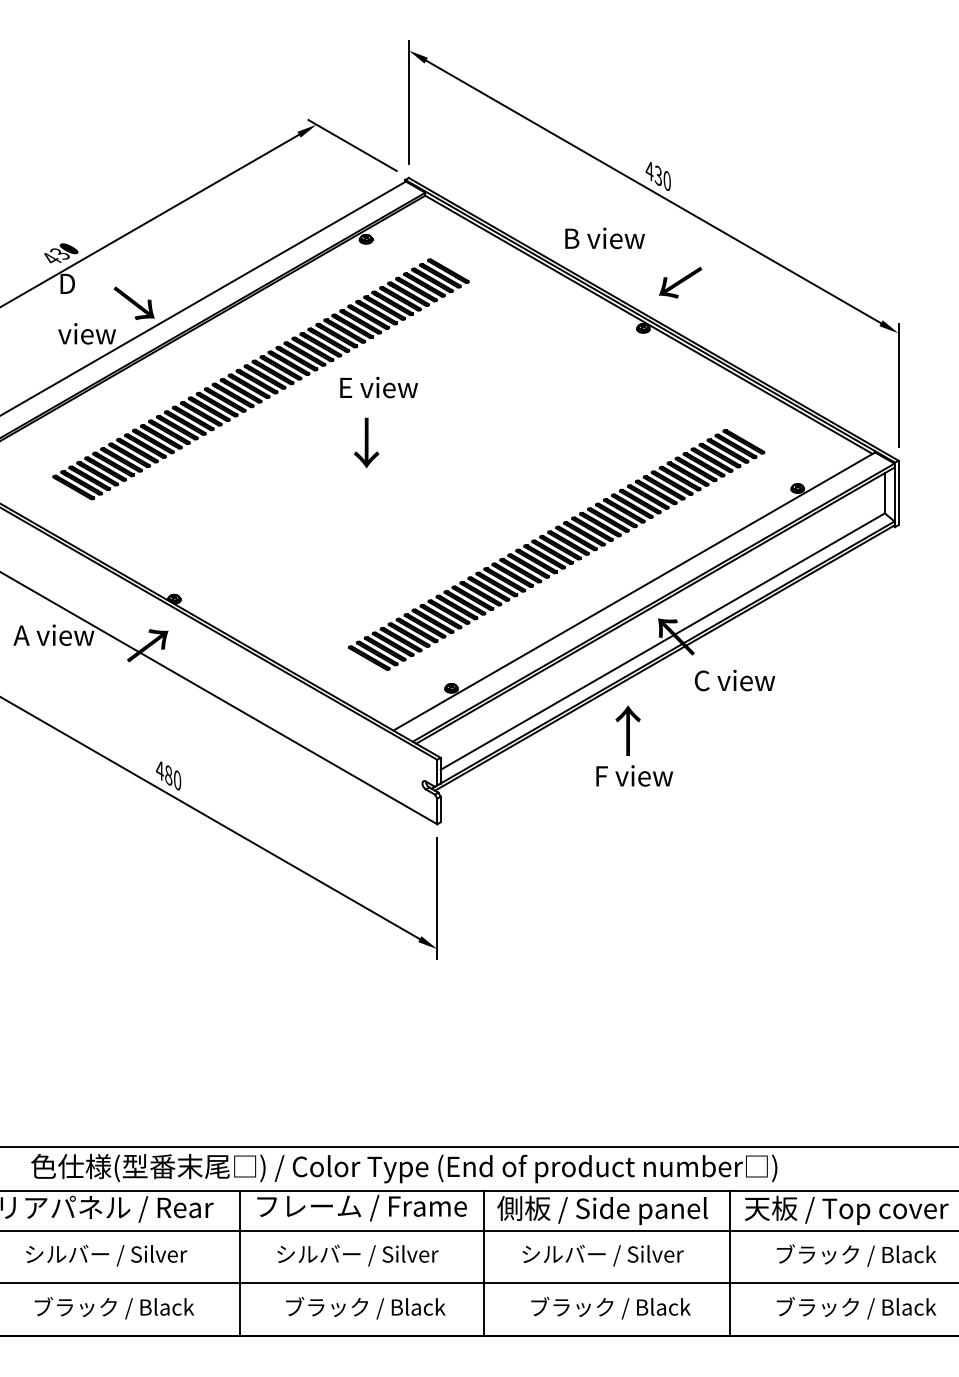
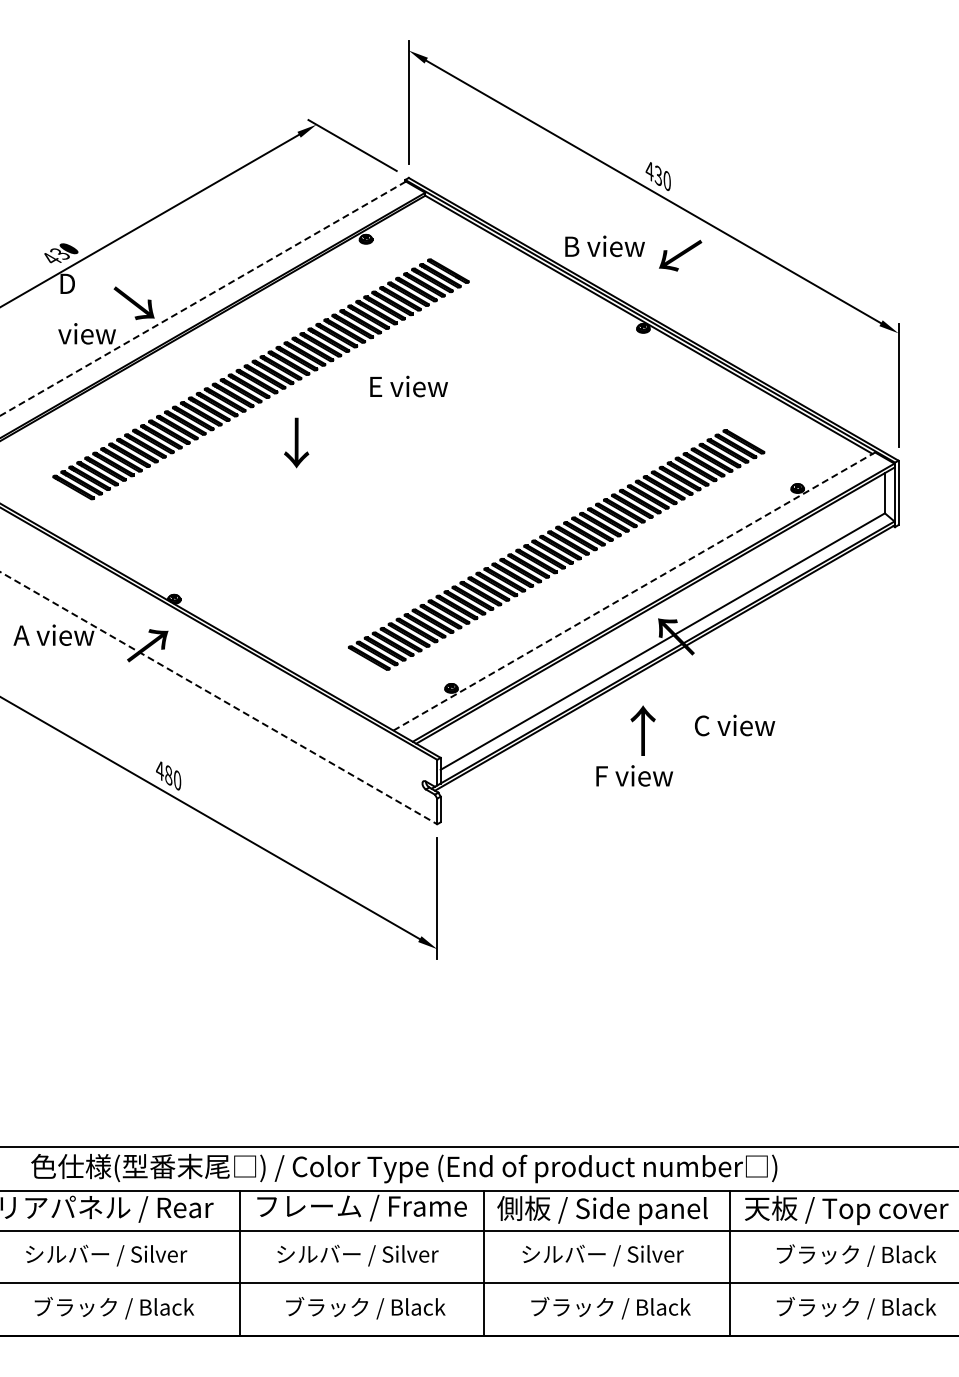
text position: (604, 238) -> (604, 246) (604, 246)
text position: (680, 282) -> (680, 255) (680, 255)
line: solid -> dashed (202, 298)
text position: (378, 387) -> (408, 386) (408, 386)
text position: (366, 442) -> (296, 442) (296, 442)
line: solid -> dashed (634, 591)
text position: (735, 680) -> (735, 725) (735, 725)
line: solid -> dashed (219, 698)
text position: (627, 730) -> (642, 730) (642, 730)
